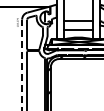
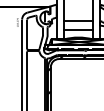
line: dashed -> solid (22, 64)
